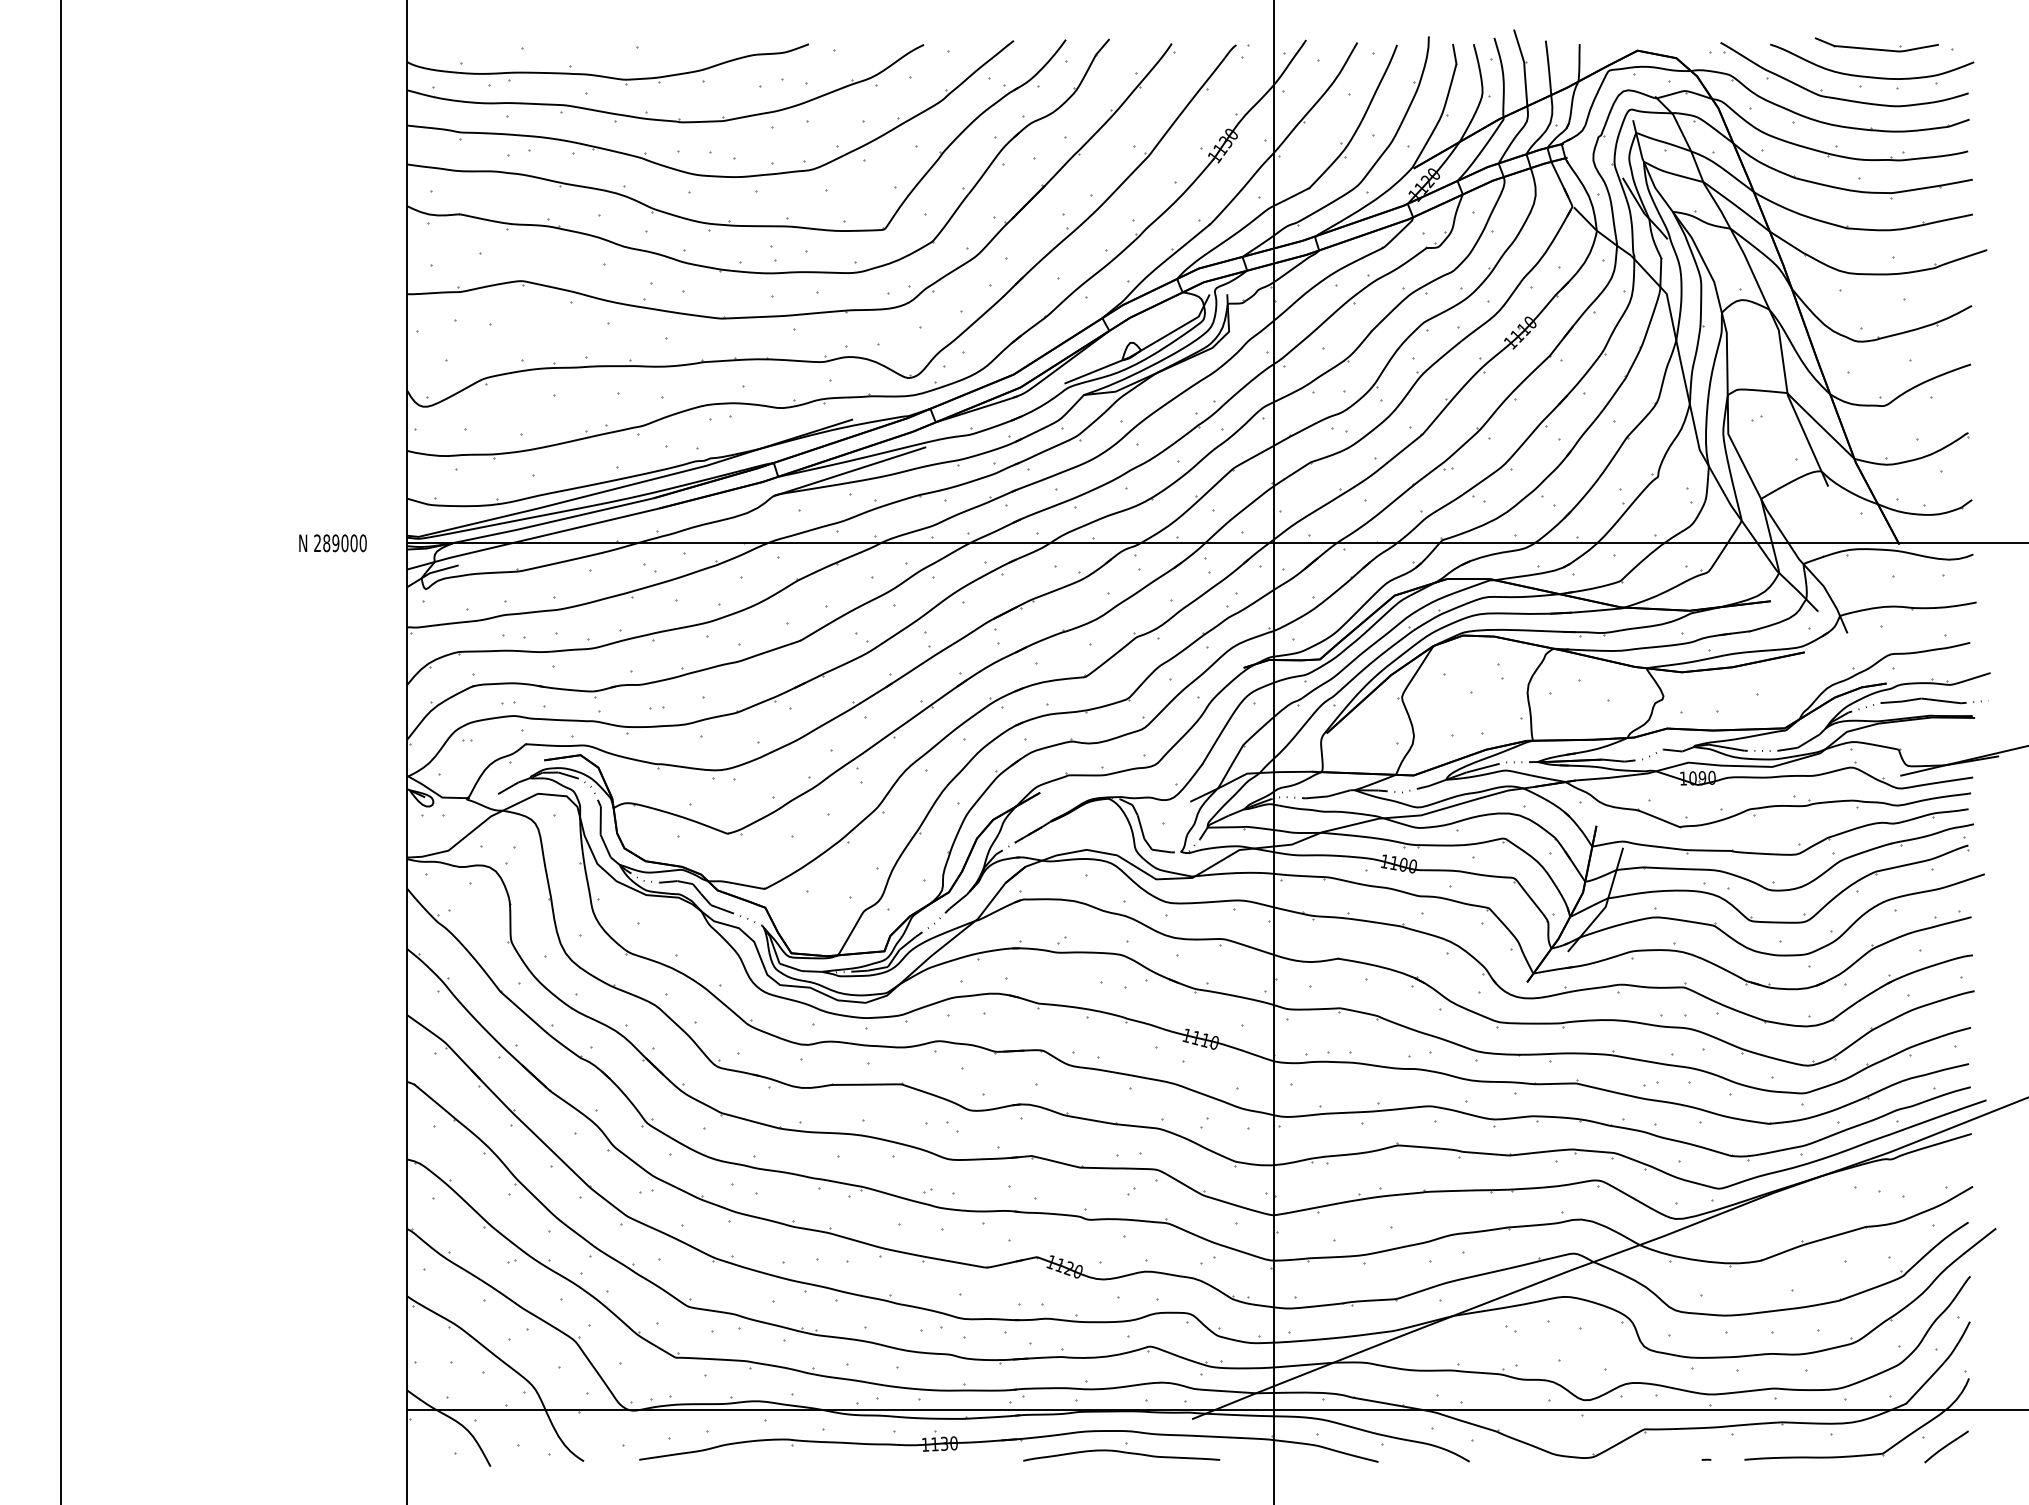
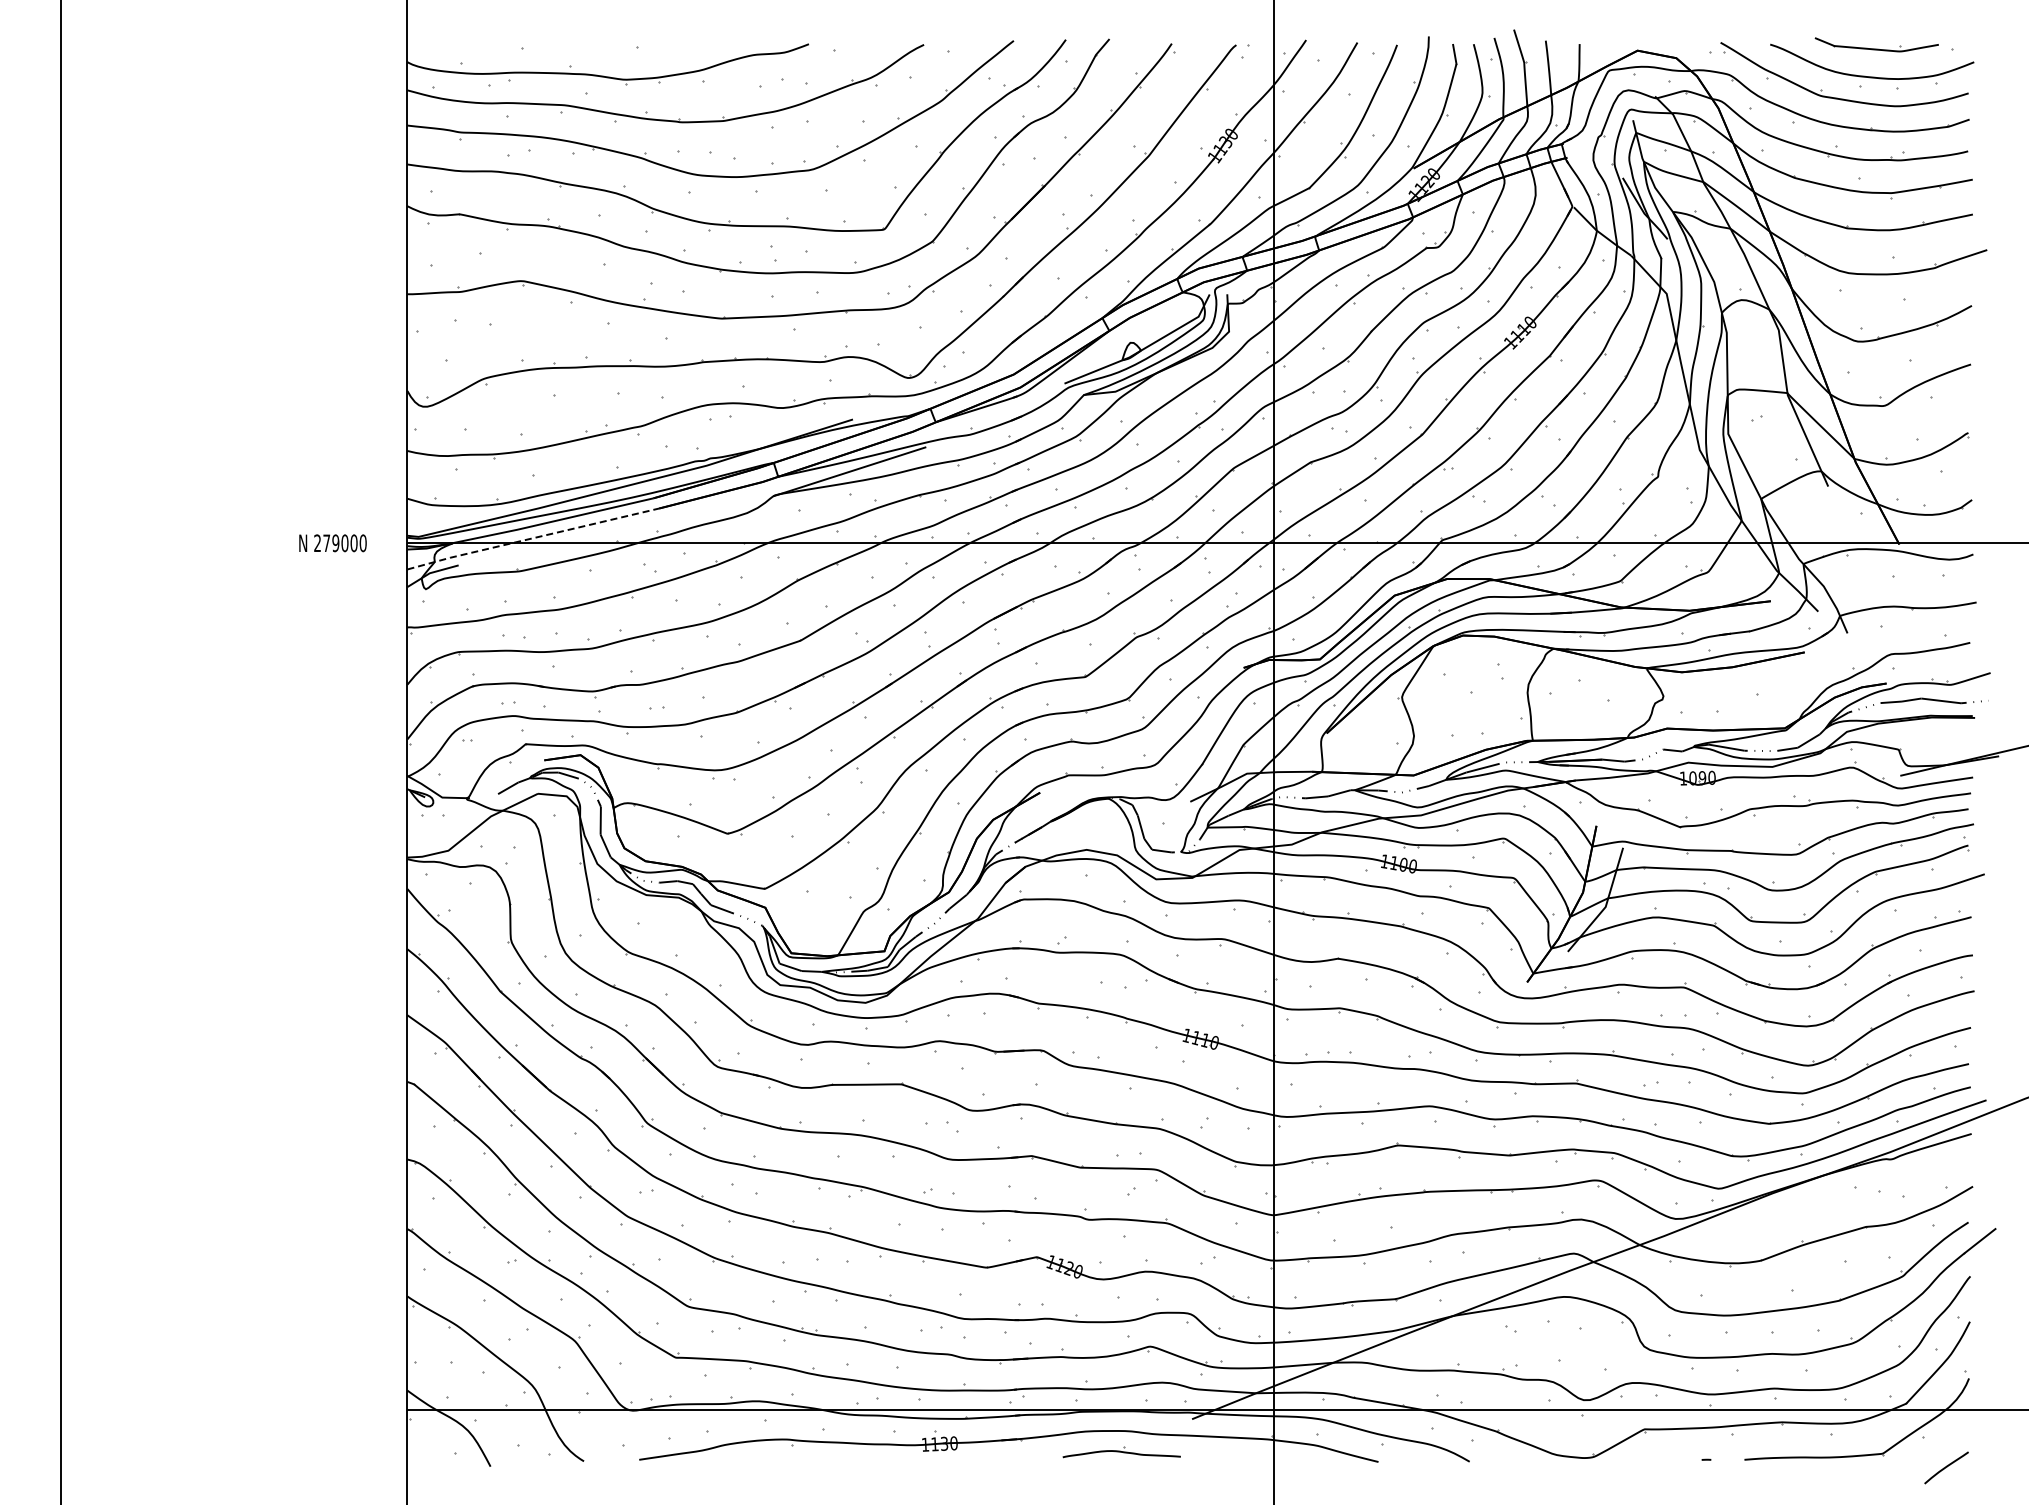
line: solid -> dashed (532, 538)
text: 289000 -> 279000 (326, 543)
curve position: (1946, 1446) -> (1946, 1467) (1946, 1467)
part size: 198x20 px -> 119x13 px (1121, 1452)
